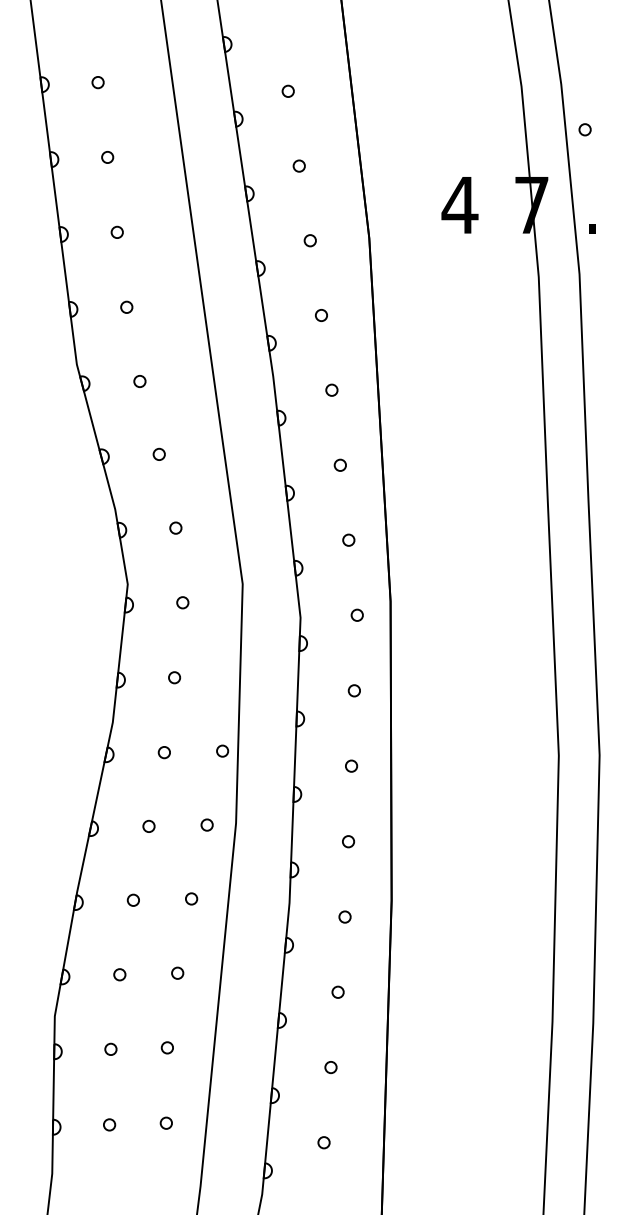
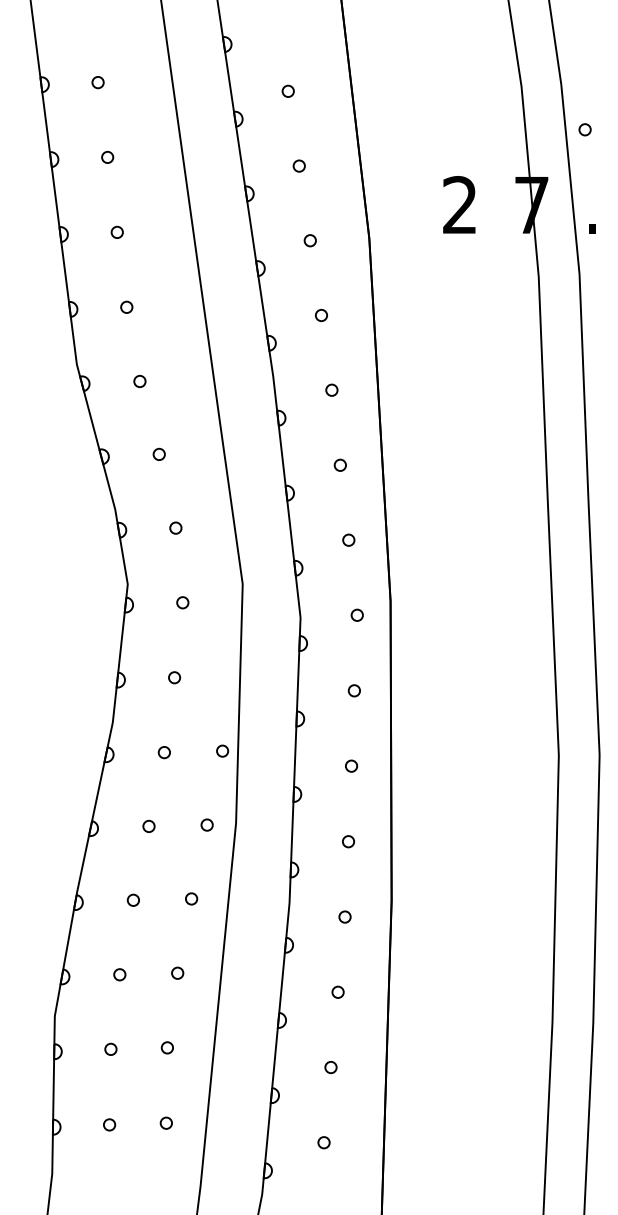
text: 4 -> 2 (459, 204)
